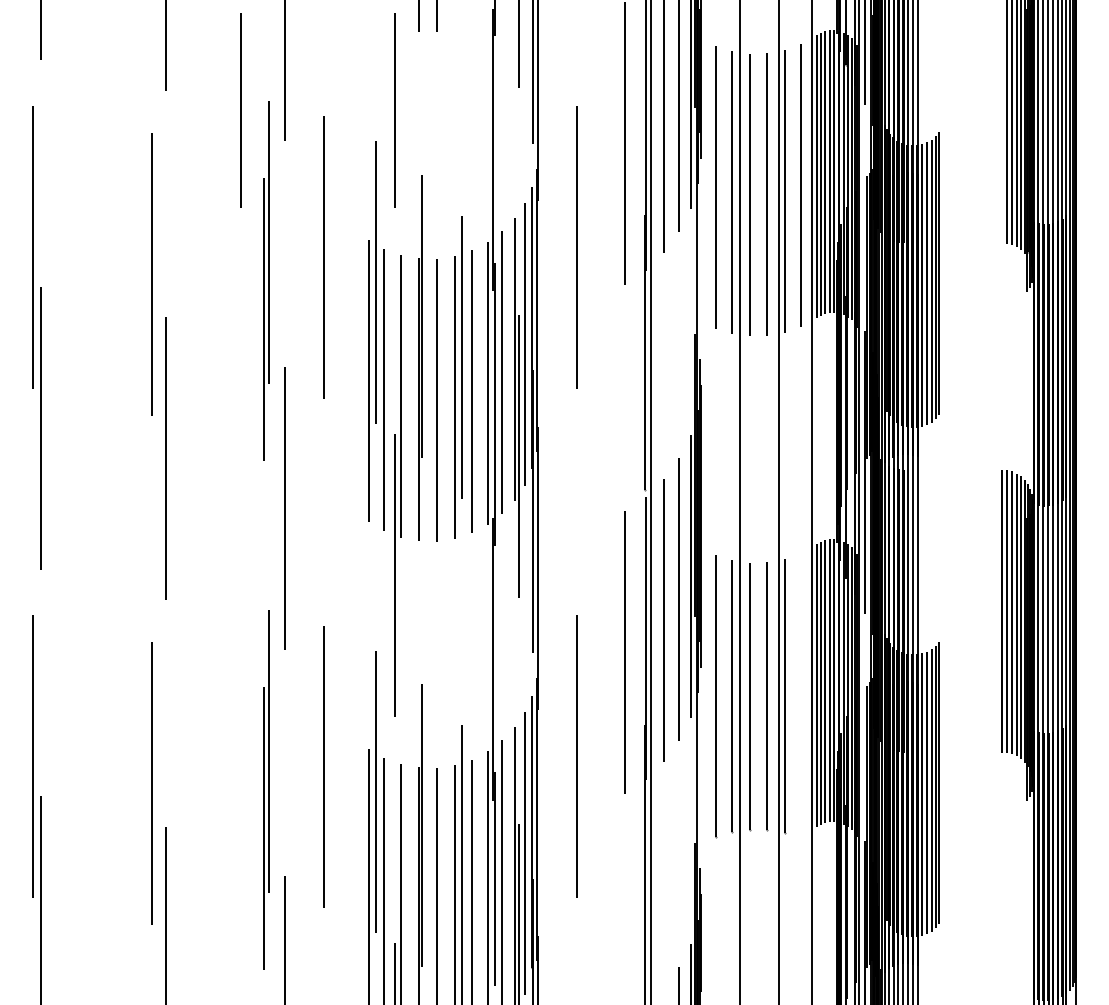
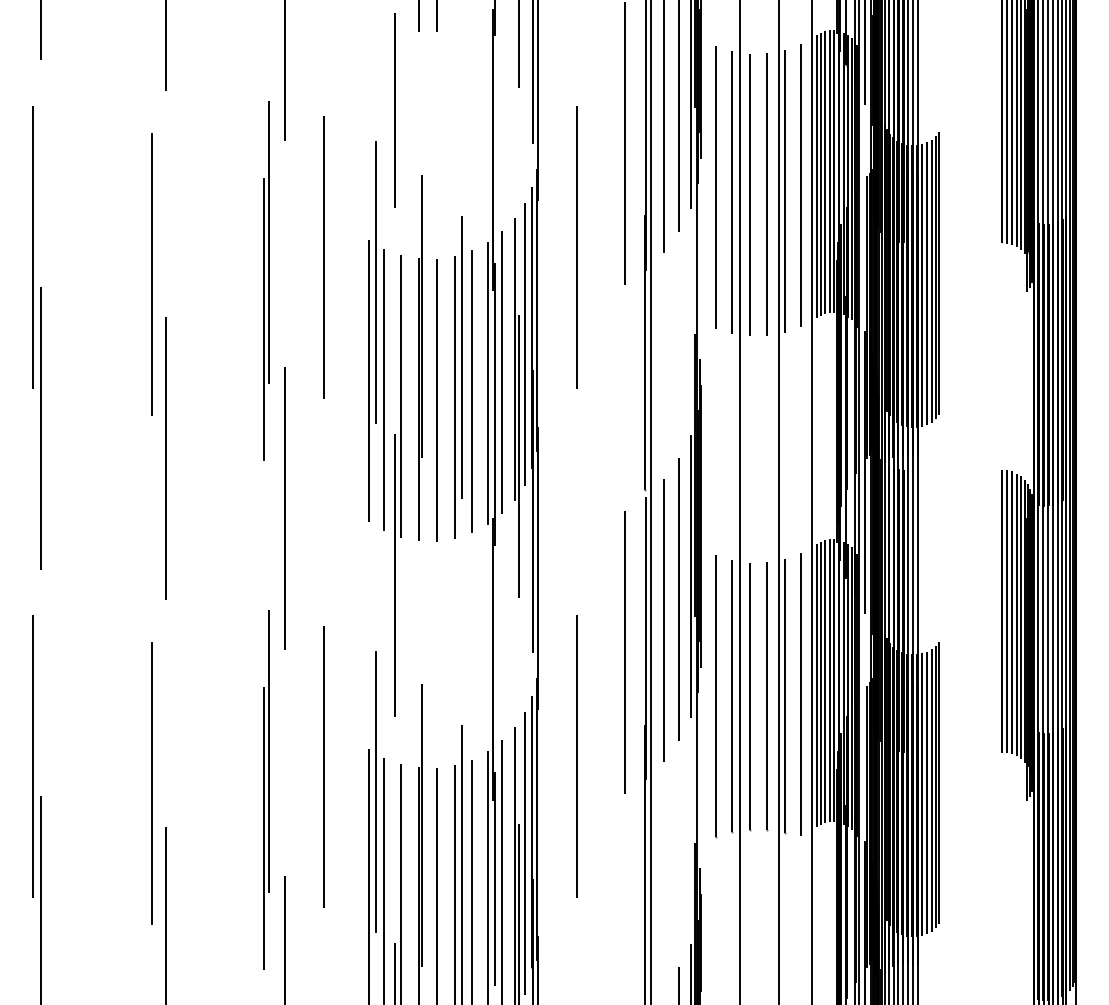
line: present -> none (240, 110)
line: none -> present (1002, 122)
line: none -> present (801, 693)
